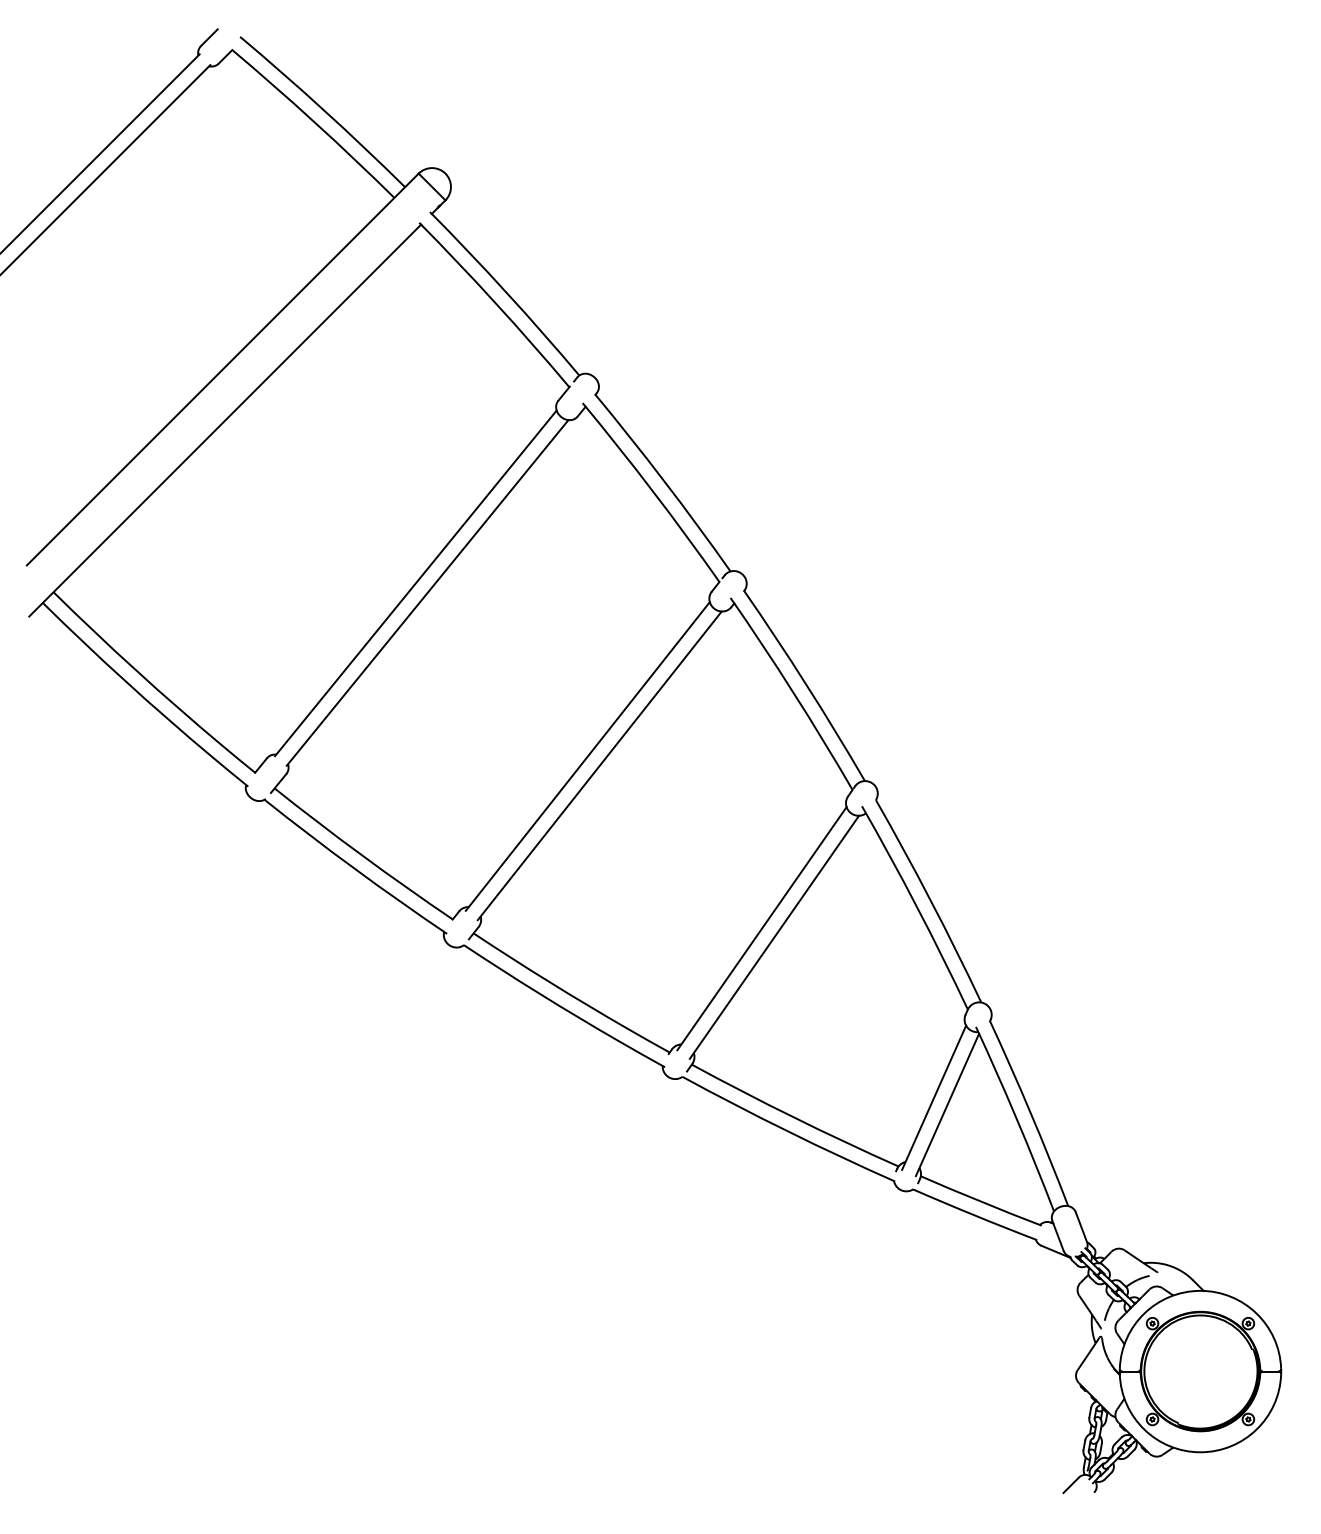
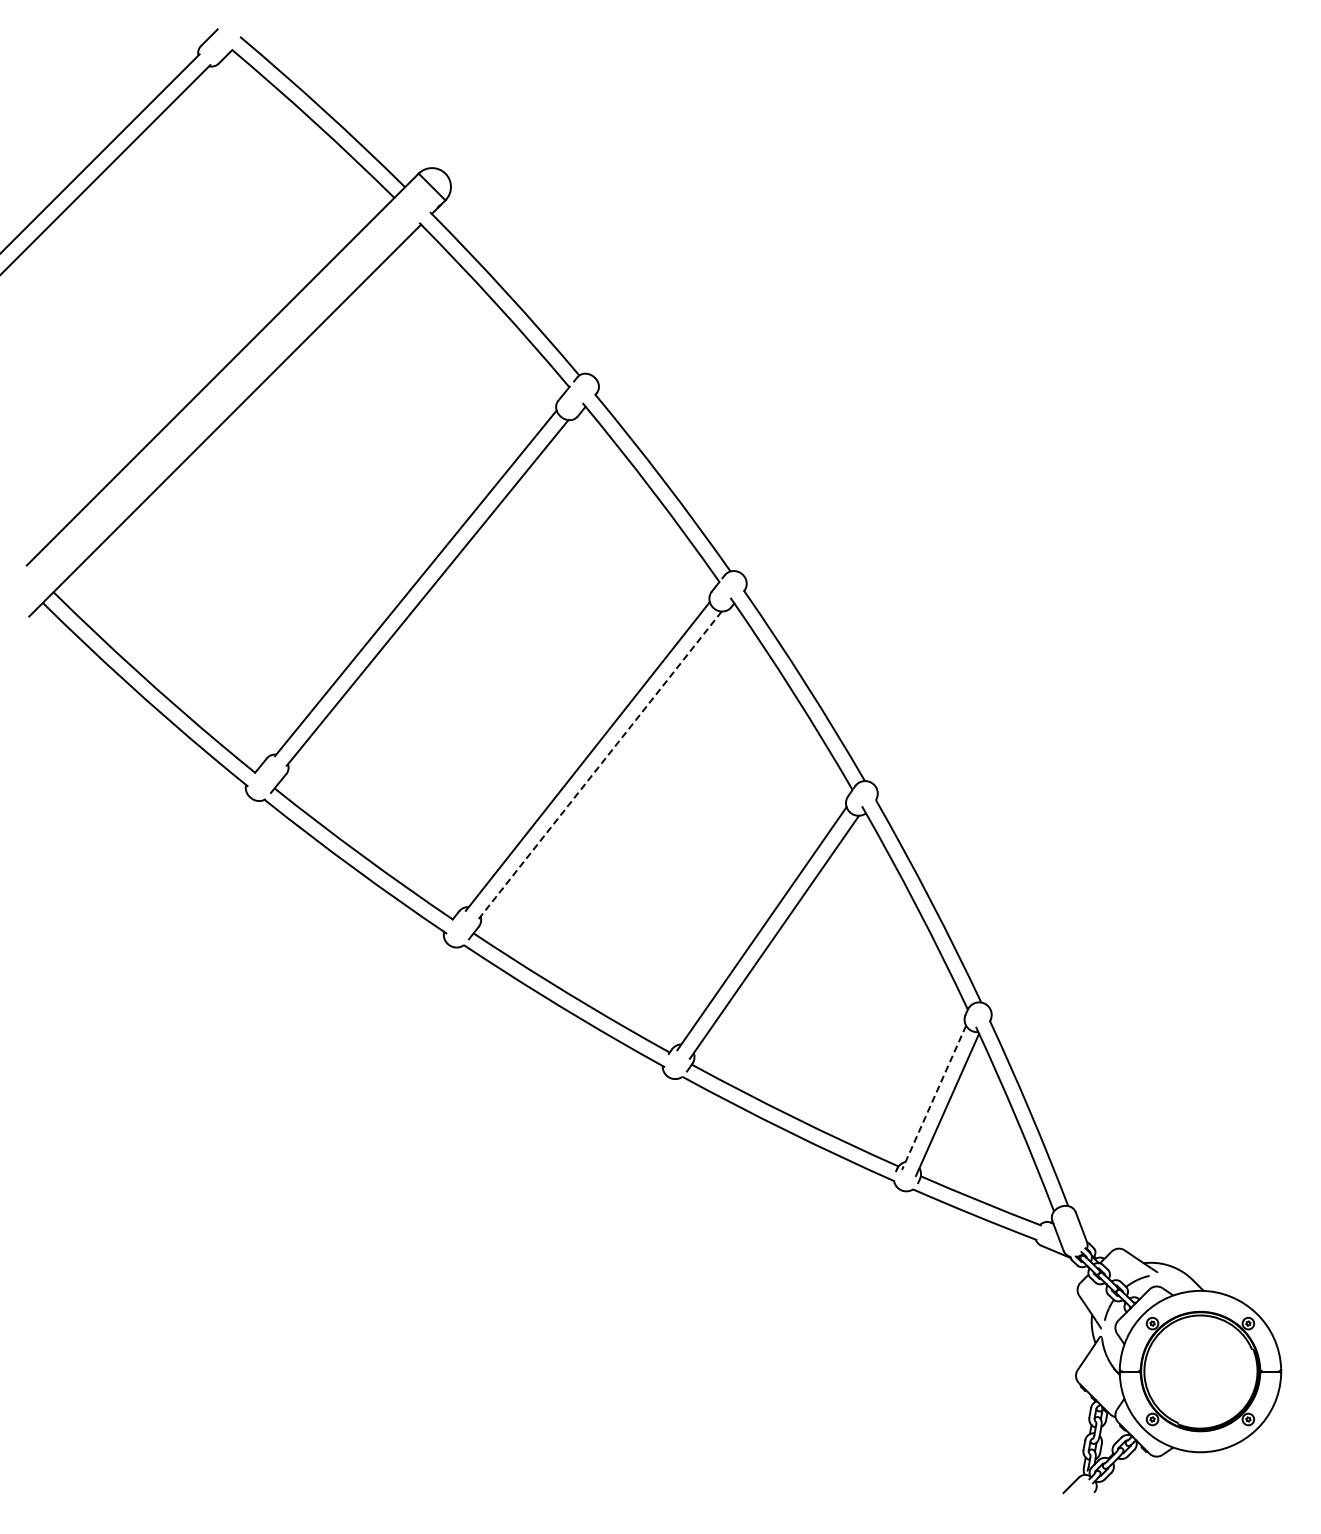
line: solid -> dashed (599, 765)
line: solid -> dashed (934, 1097)
